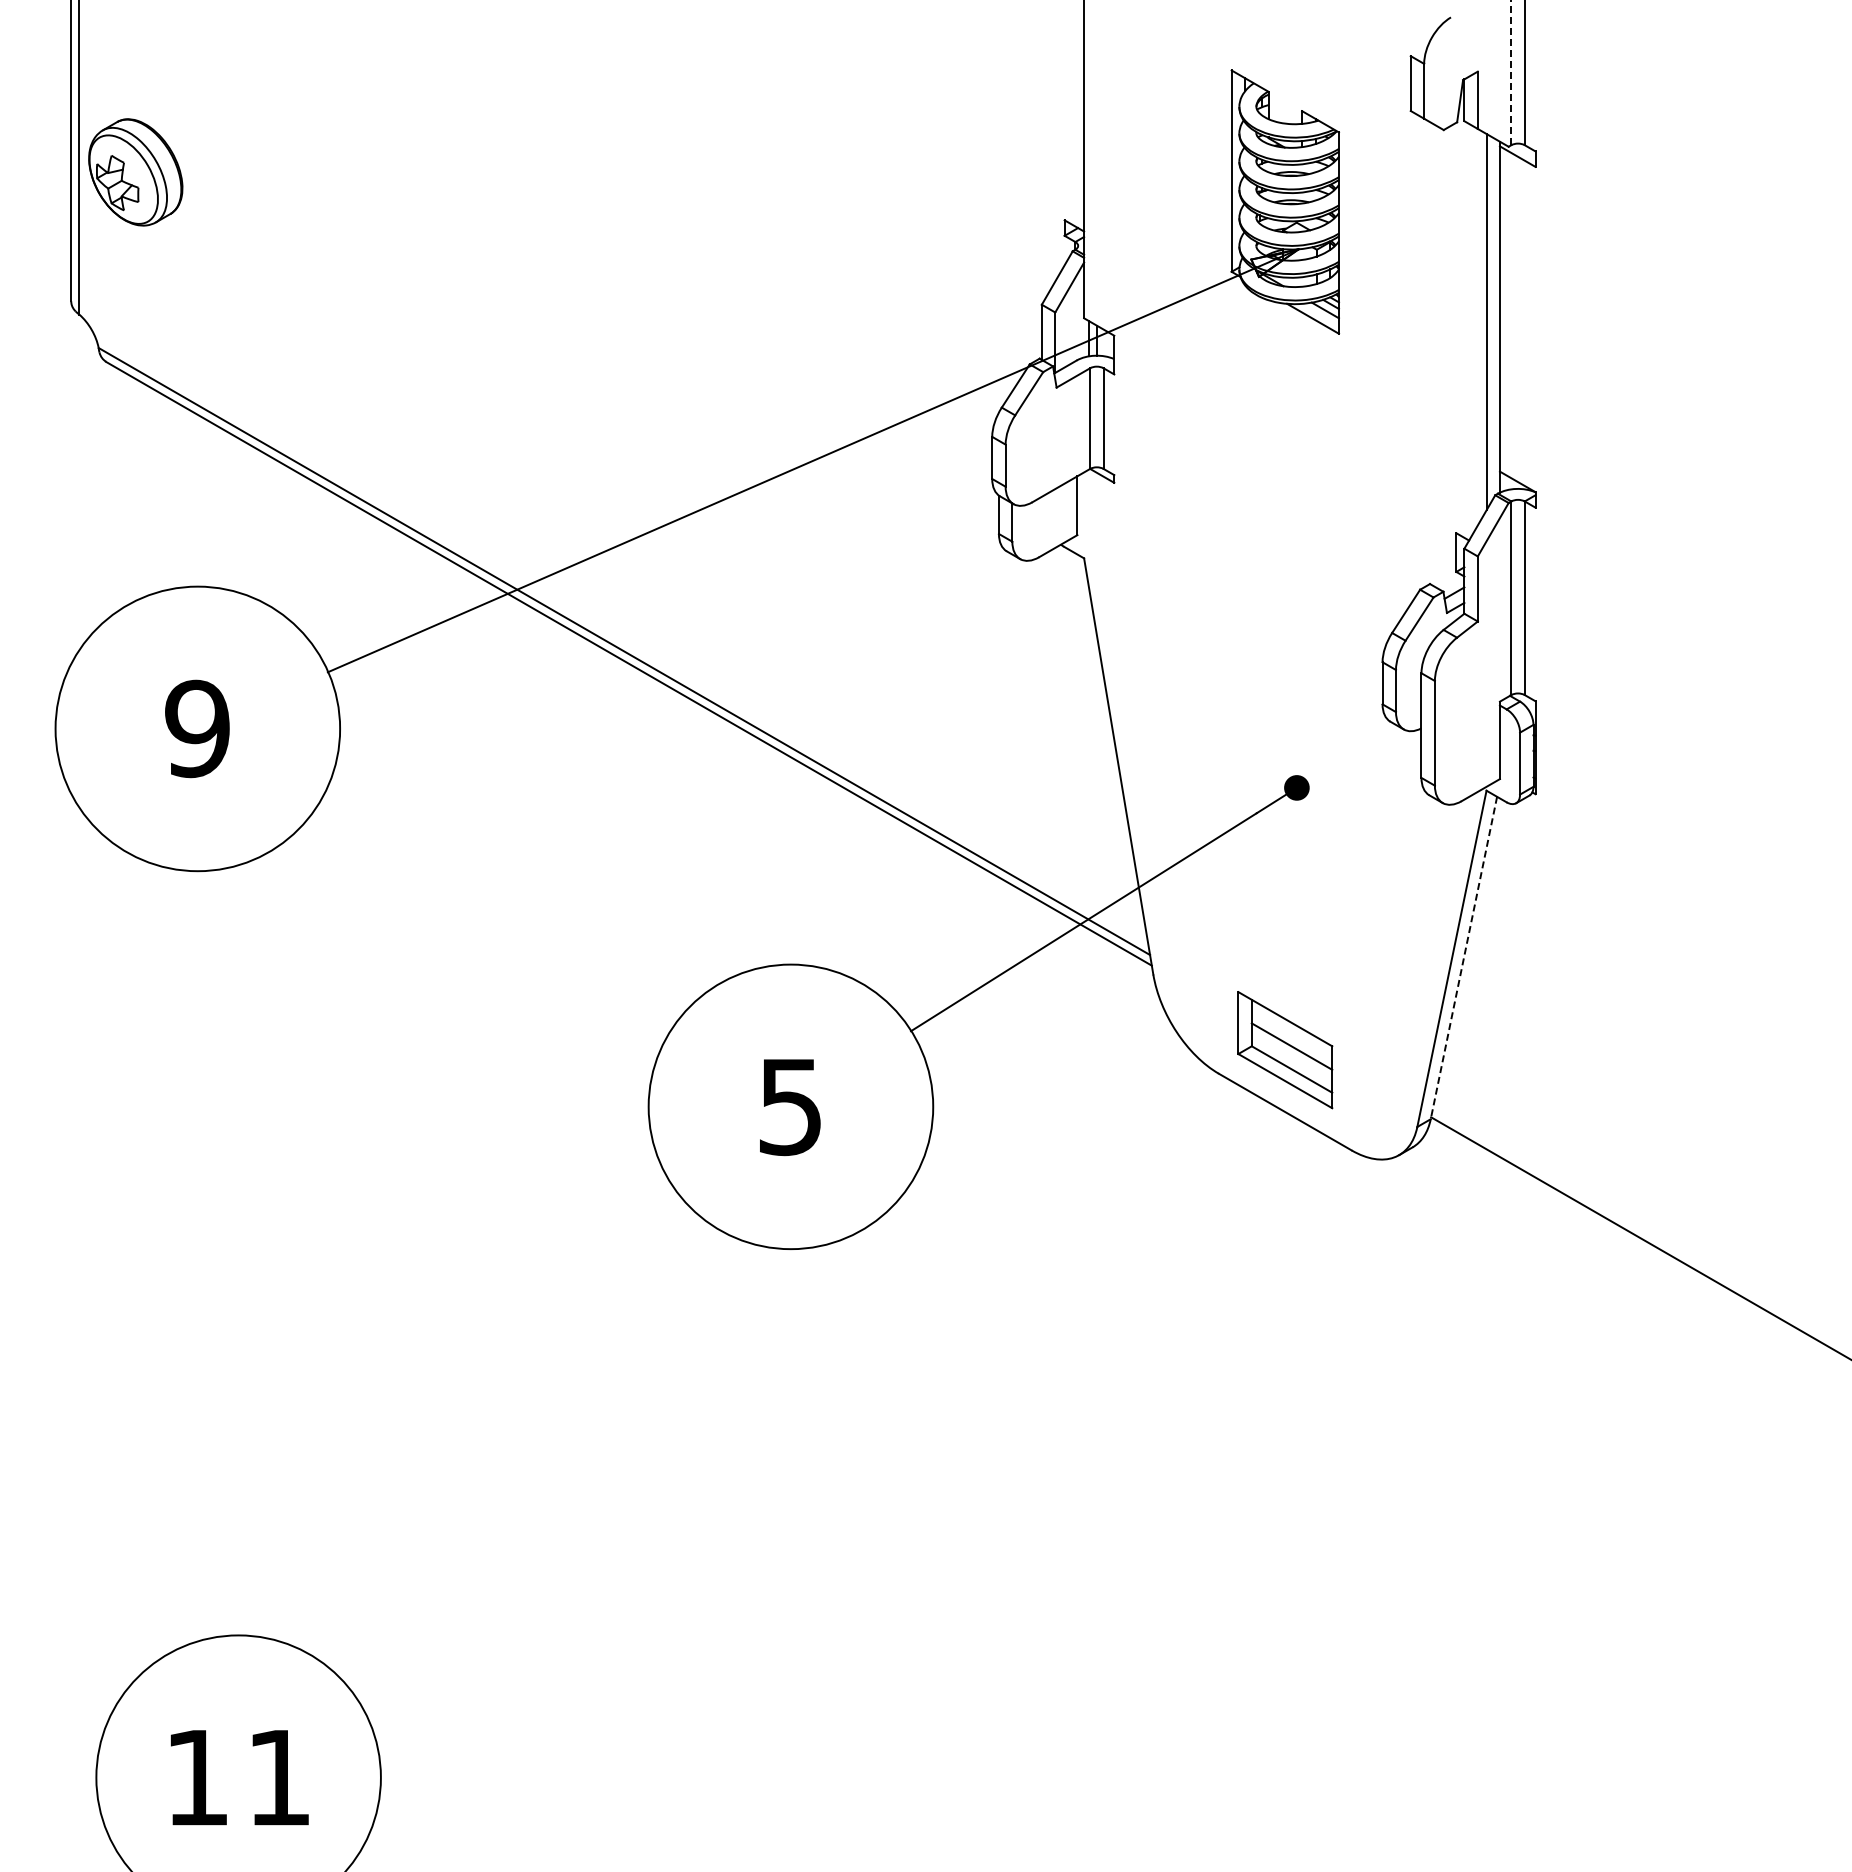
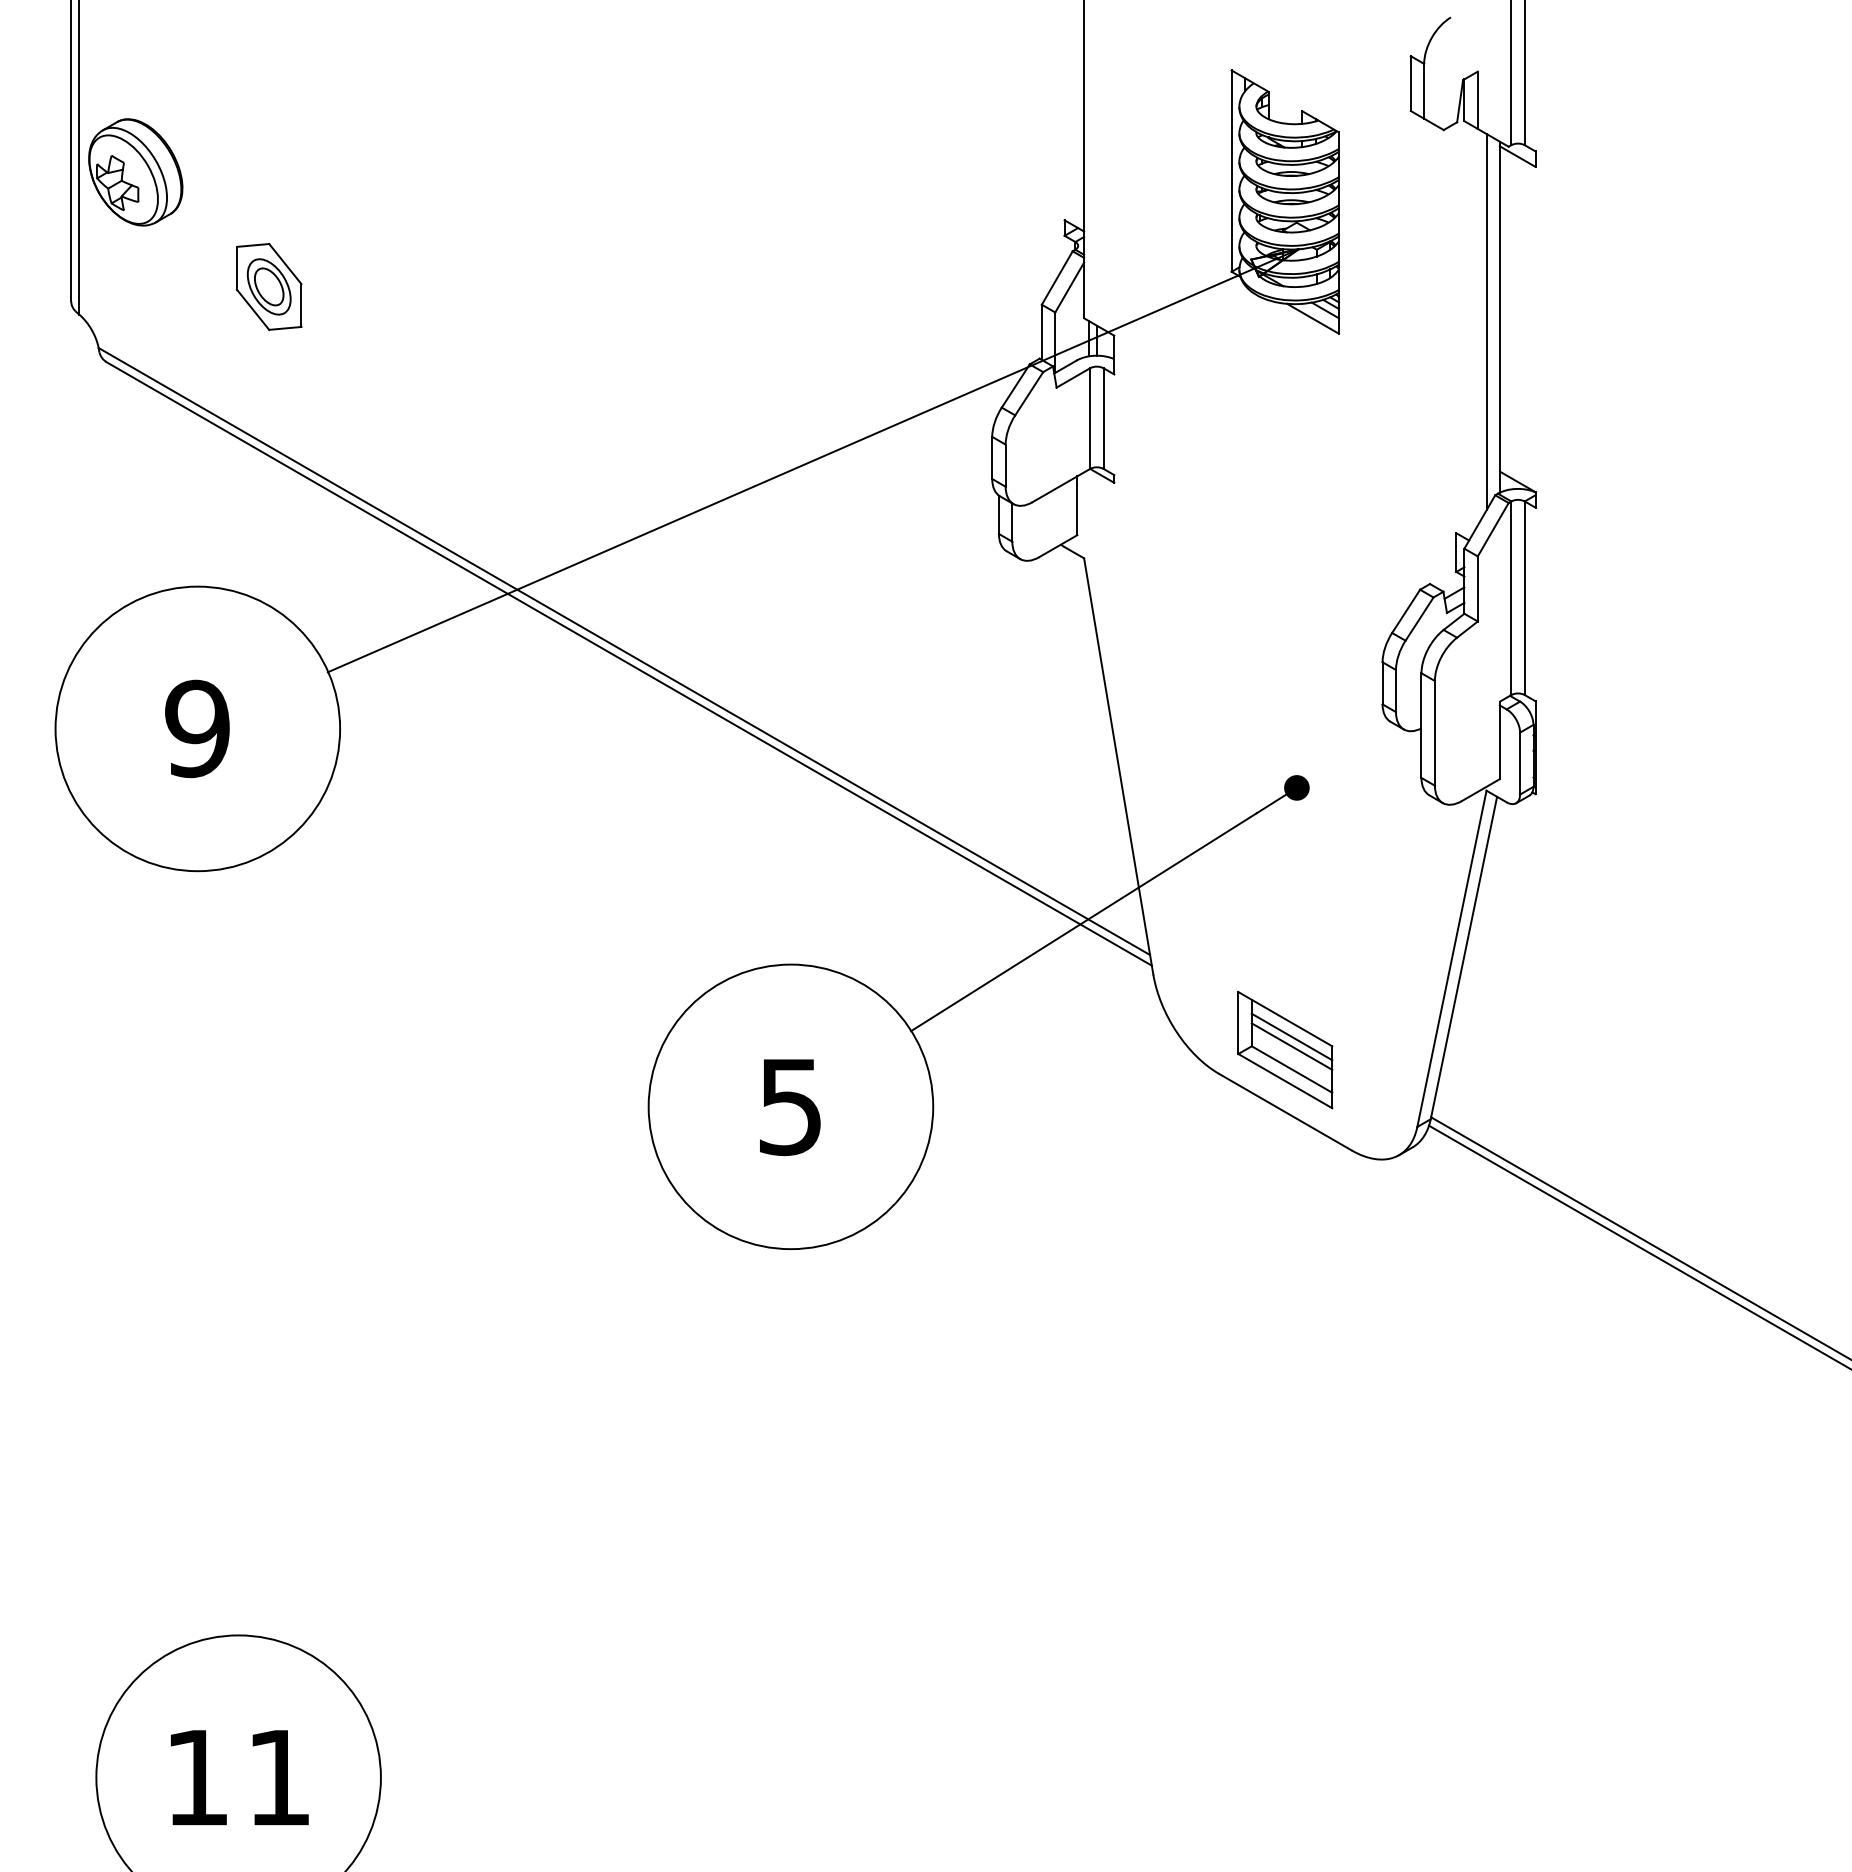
line: dashed -> solid (1511, 72)
part: none -> present (269, 286)
line: dashed -> solid (1463, 958)
line: none -> present (1291, 1036)
line: none -> present (1638, 1246)
